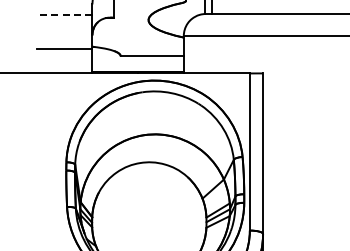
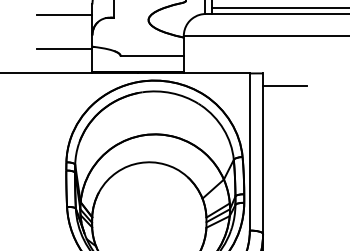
line: none -> present (279, 7)
line: dashed -> solid (64, 14)
line: none -> present (285, 86)
